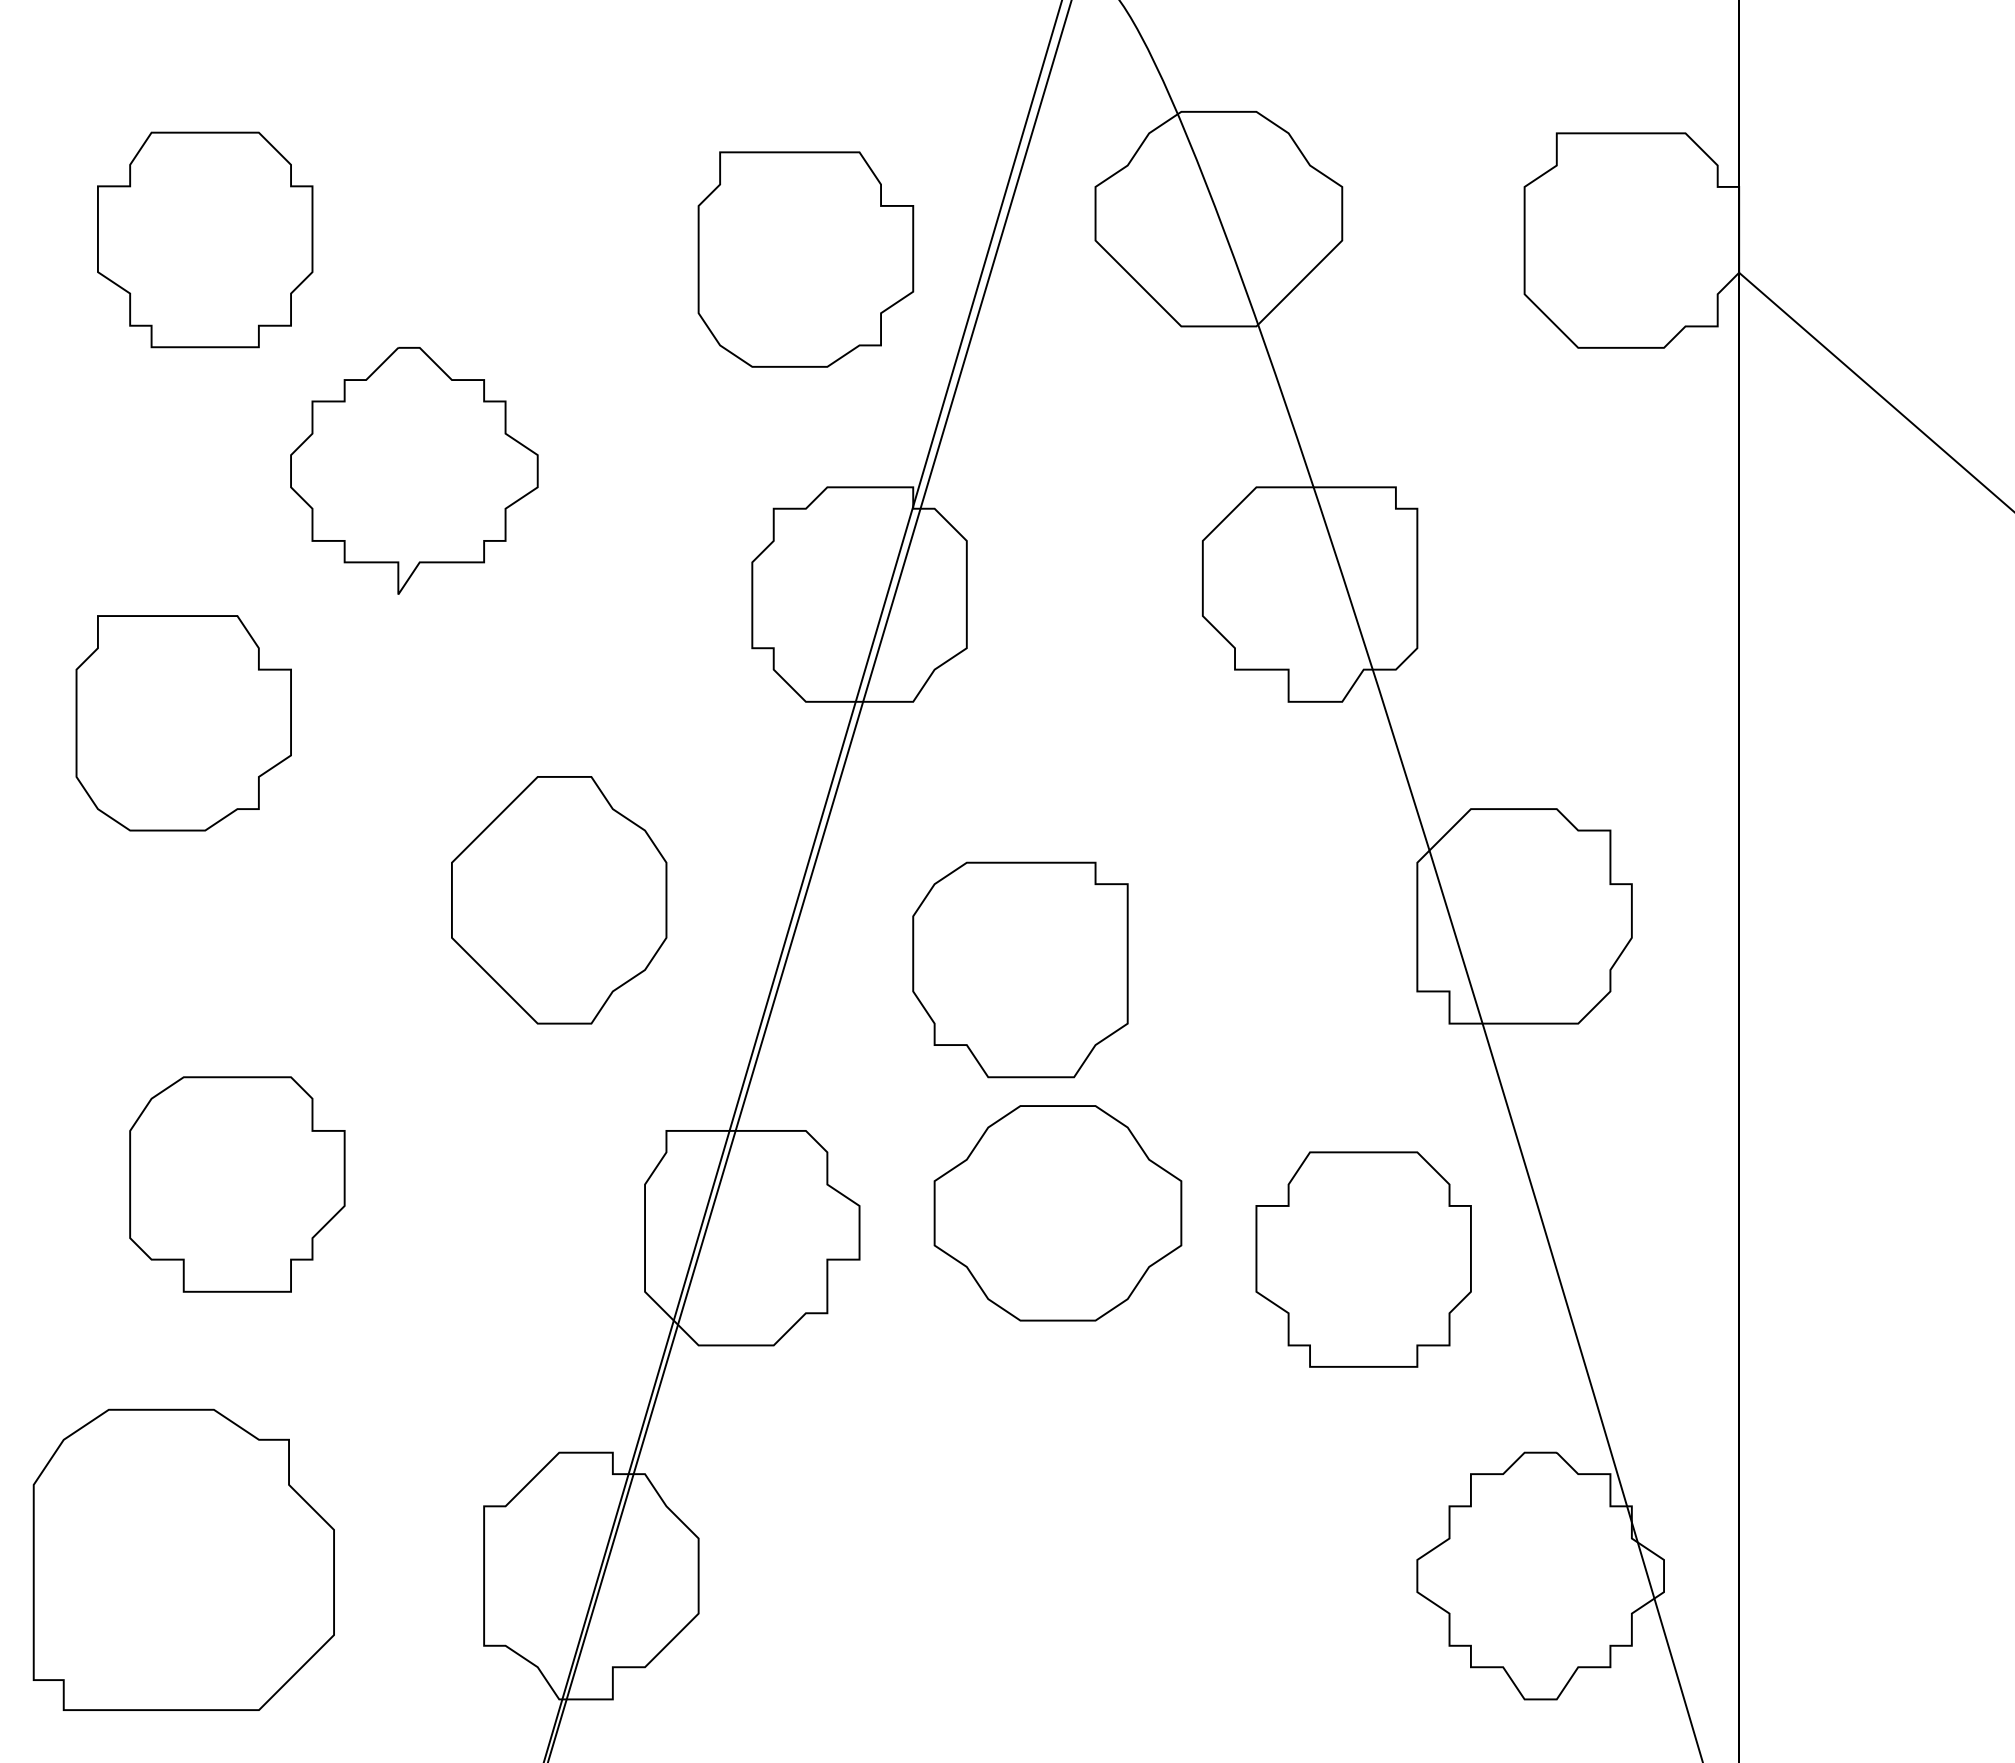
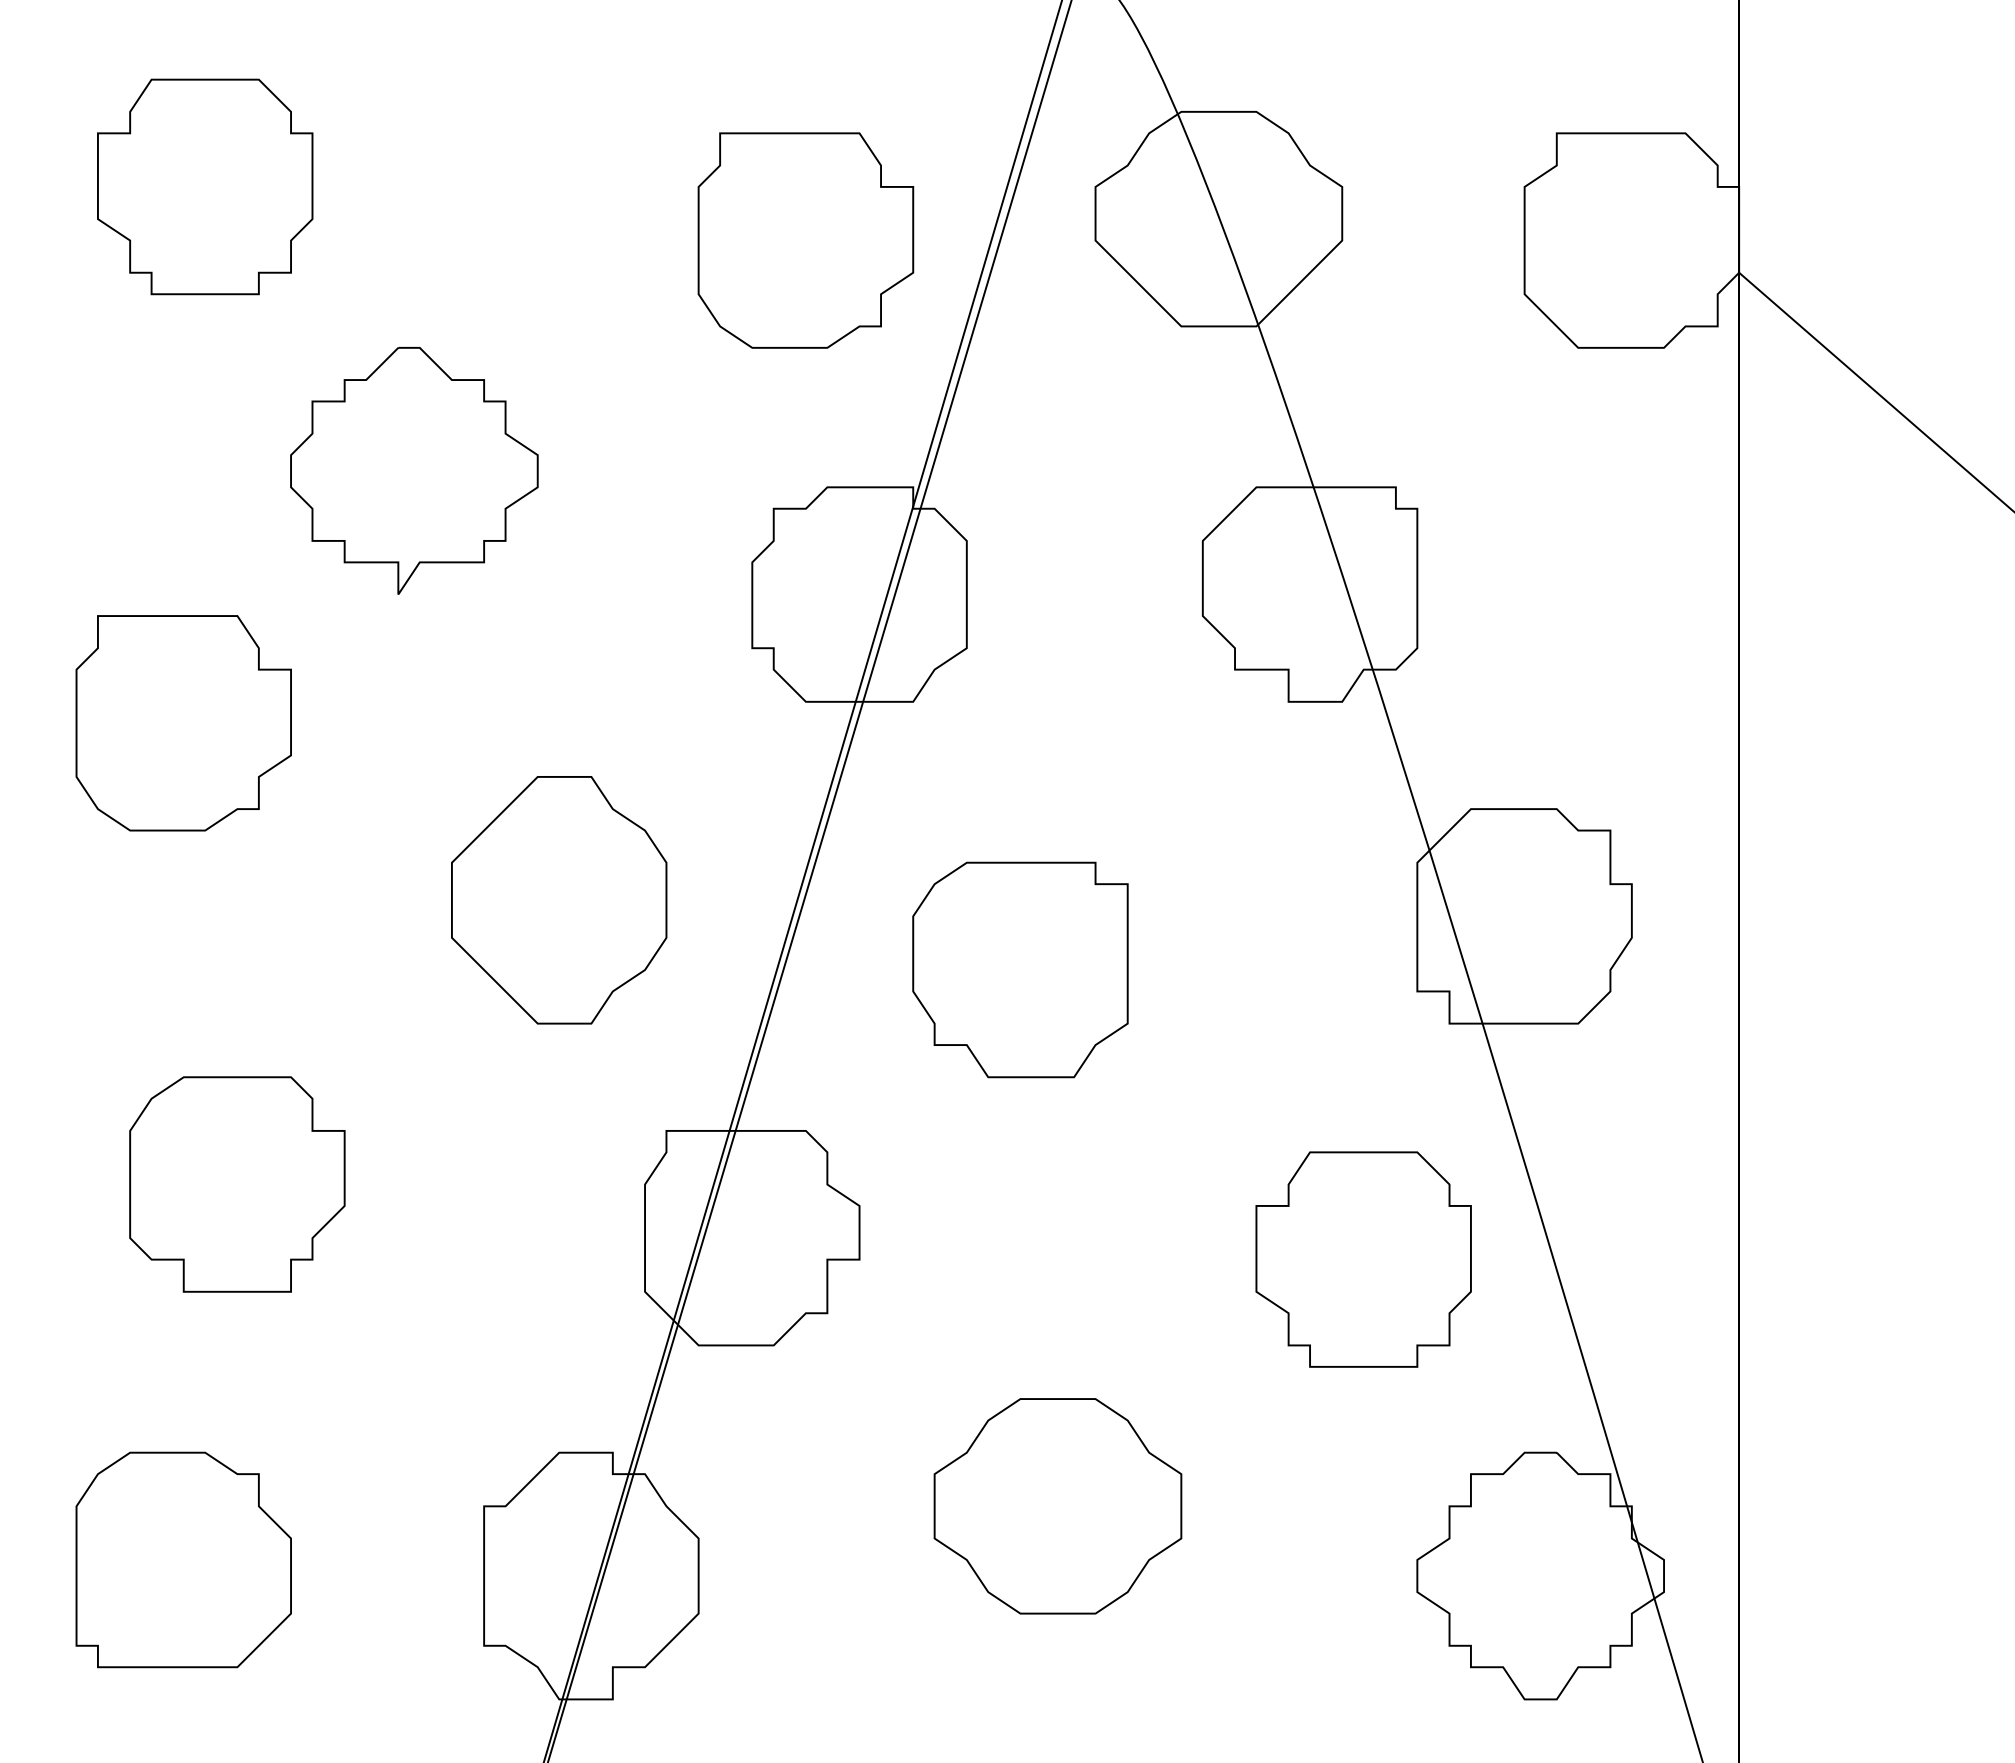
part position: (205, 239) -> (205, 186) (205, 186)
part position: (805, 259) -> (805, 240) (805, 240)
part position: (1057, 1213) -> (1057, 1506) (1057, 1506)
part size: 303x303 px -> 217x218 px (183, 1559)
